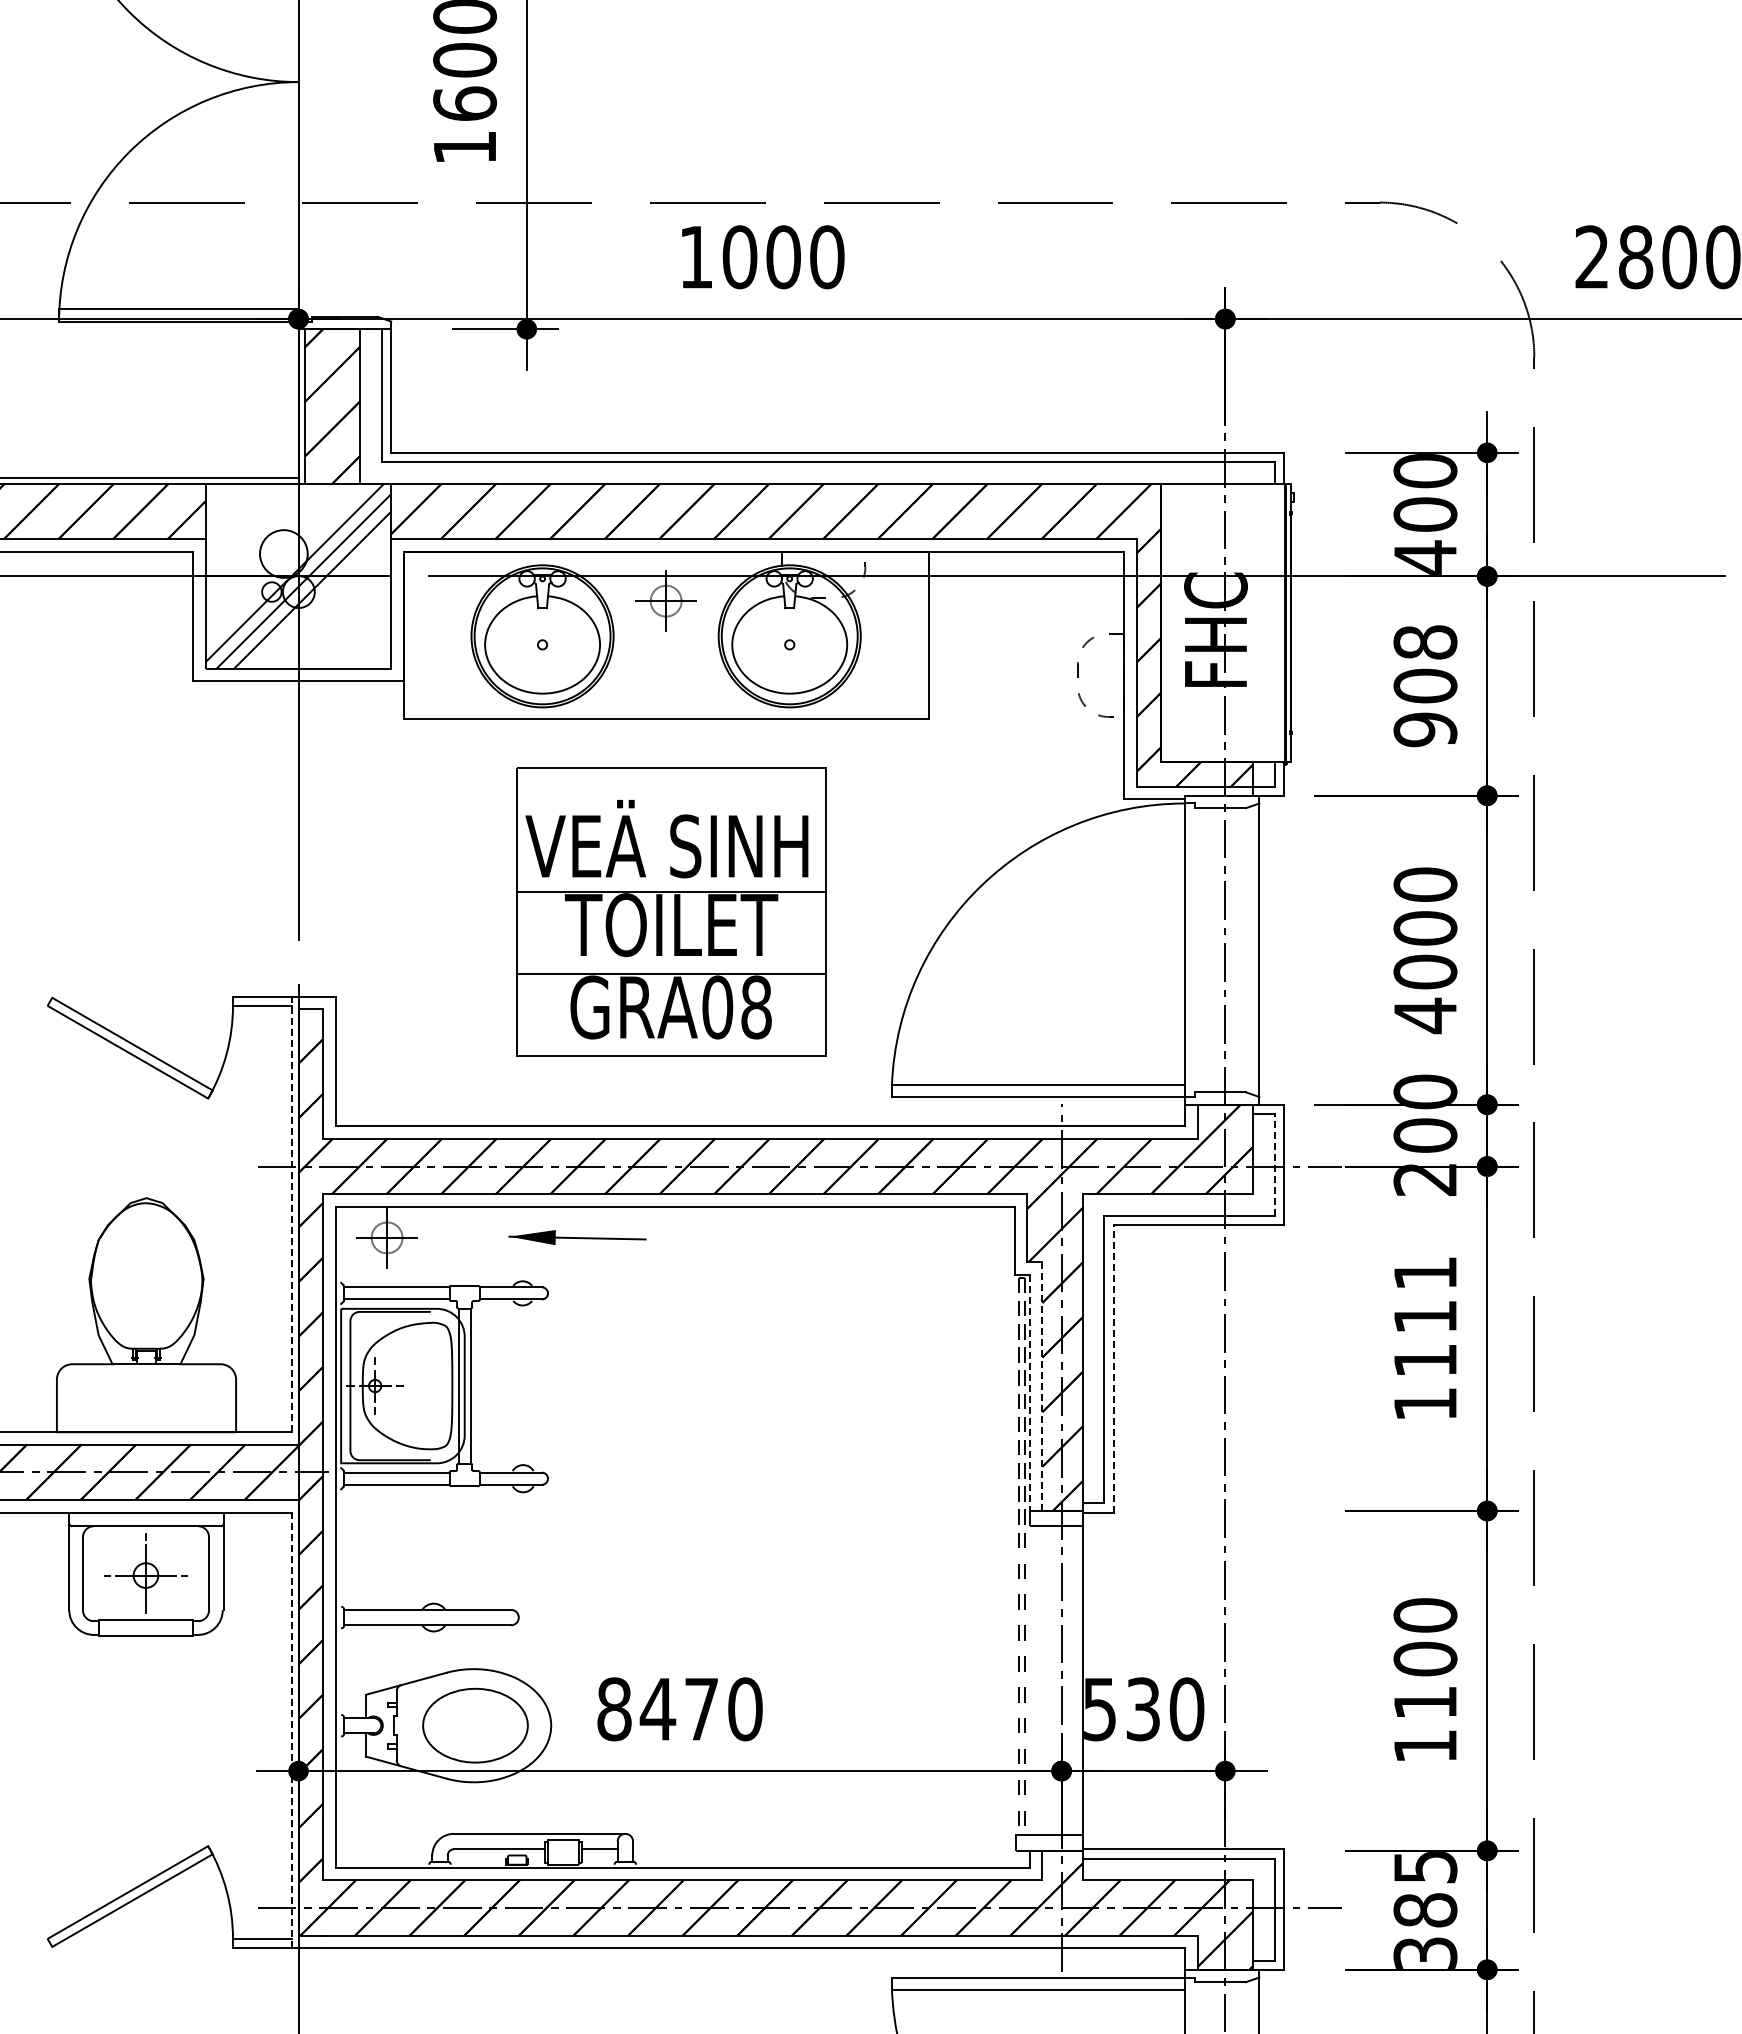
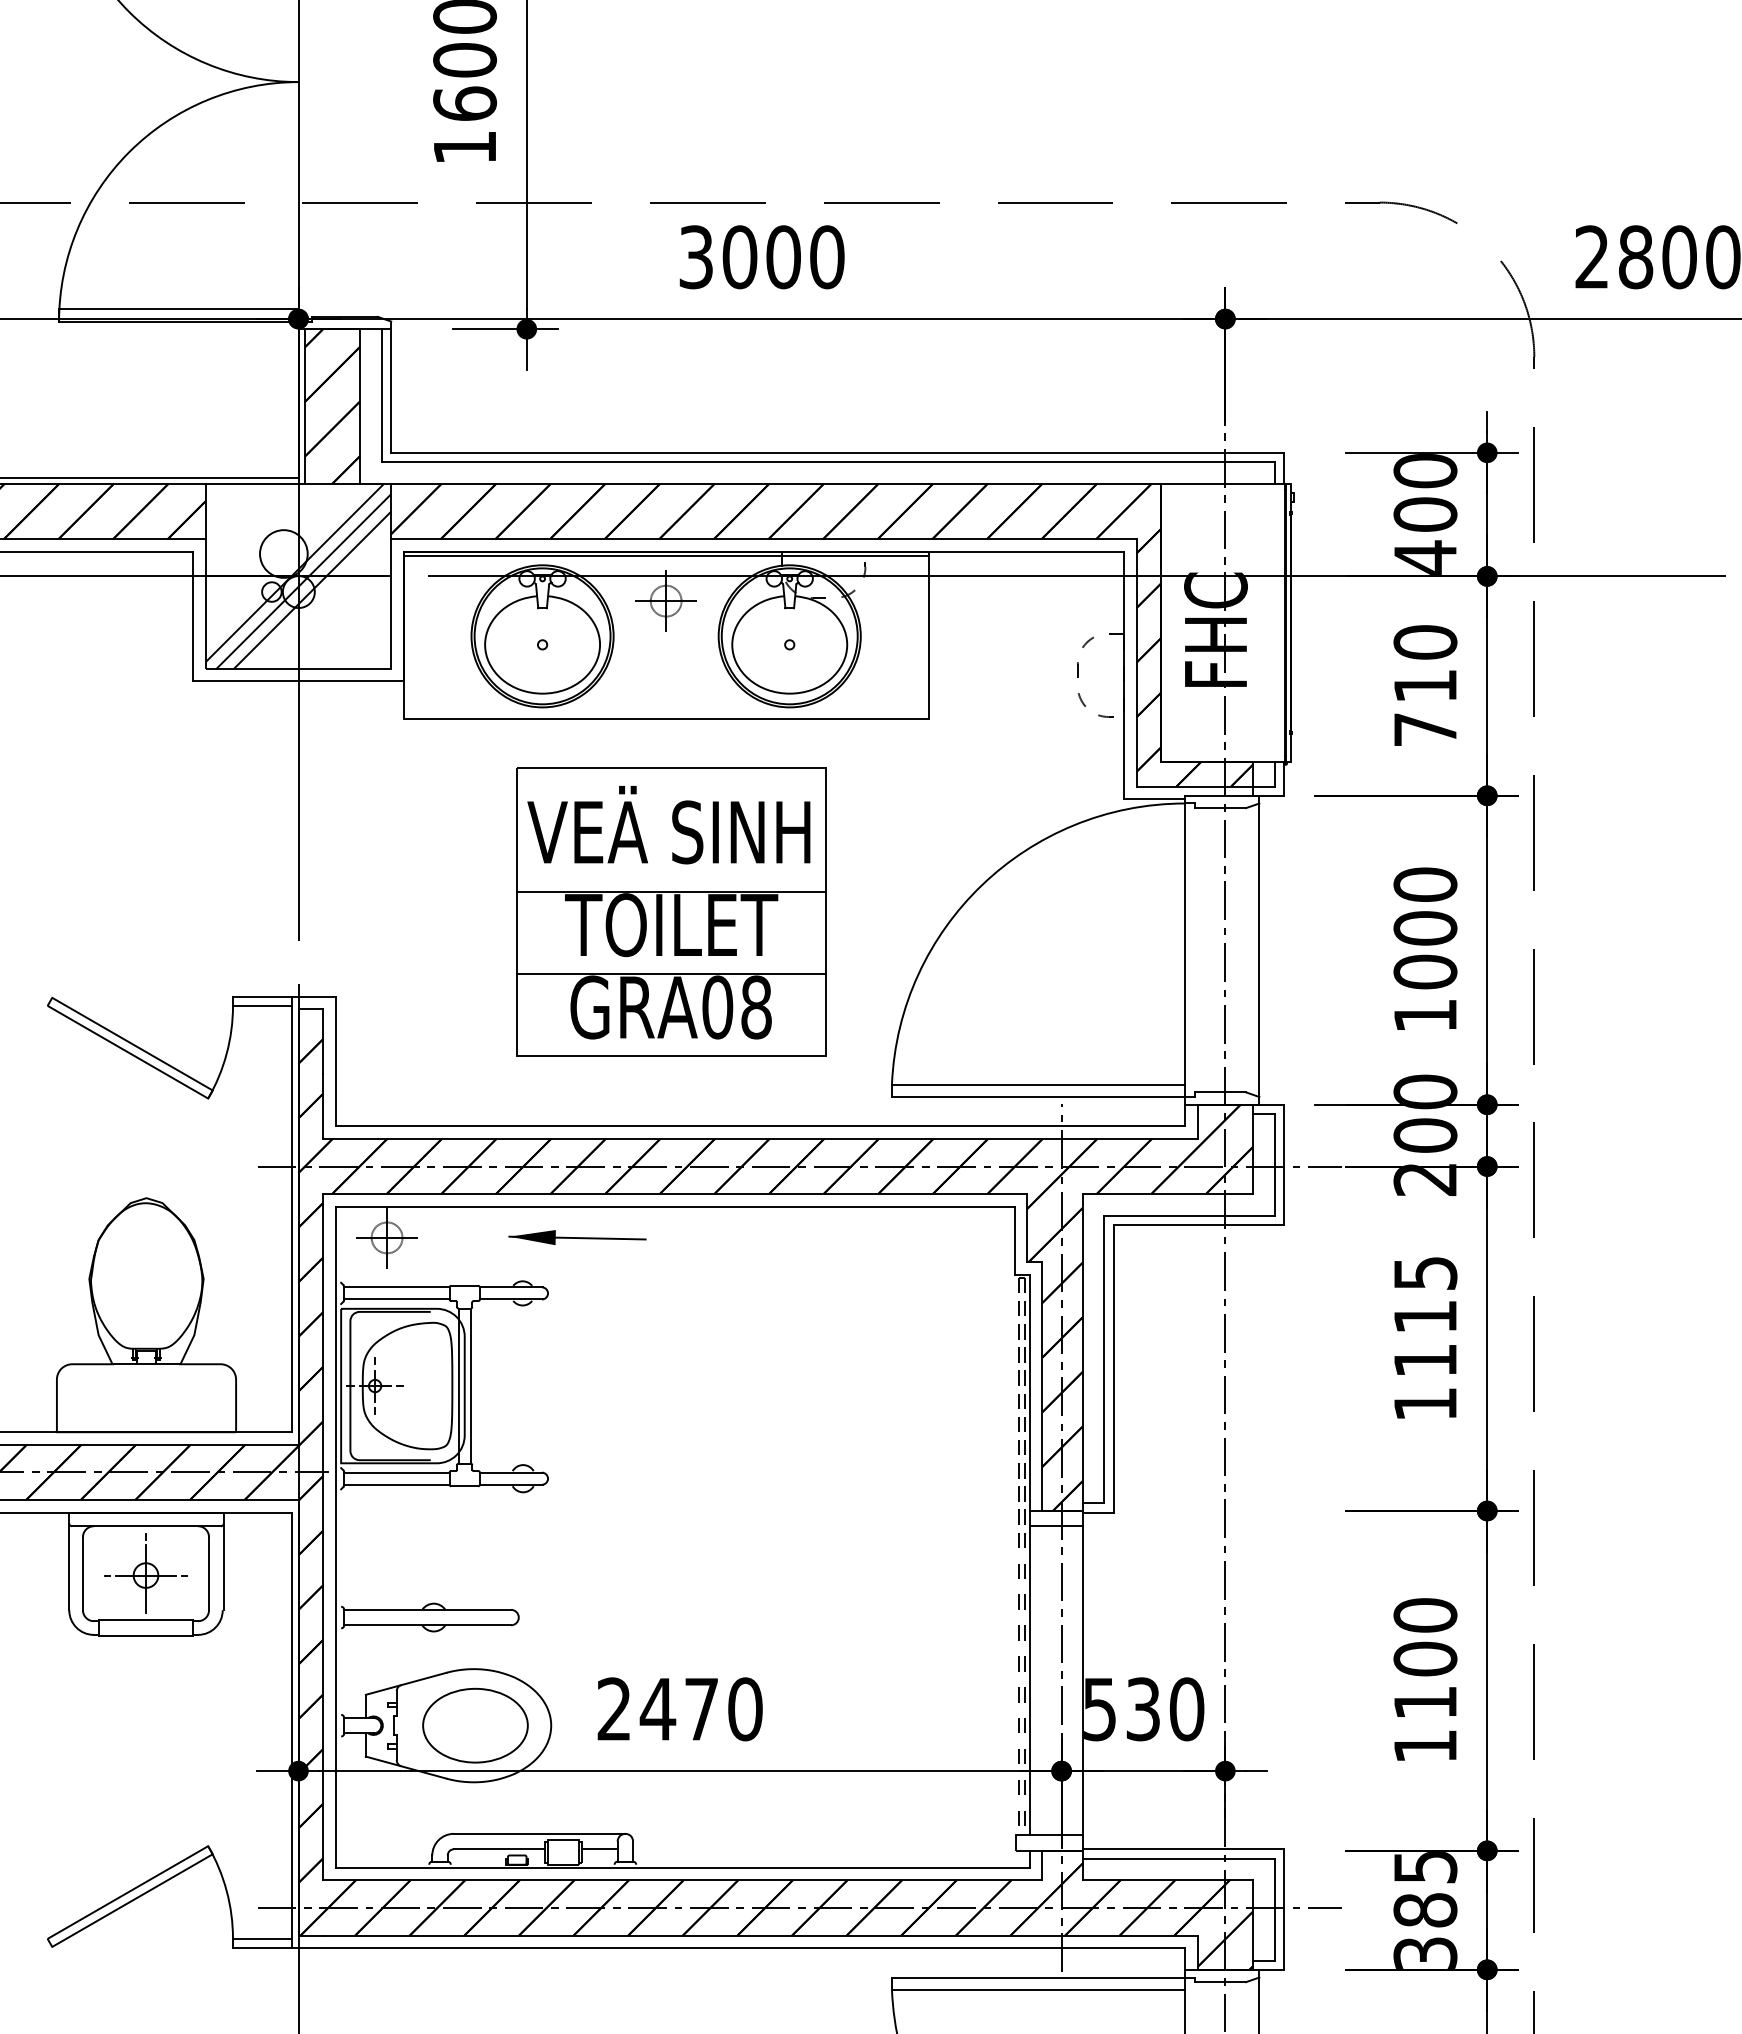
text: 1000 -> 3000 (695, 257)
line: none -> present (665, 556)
text: 908 -> 710 (1425, 686)
text position: (666, 839) -> (668, 825) (668, 825)
text: 4000 -> 1000 (1425, 1015)
line: dashed -> solid (1274, 1164)
line: dashed -> solid (291, 1214)
text: 1111 -> 1115 (1425, 1273)
line: dashed -> solid (1113, 1368)
line: dashed -> solid (1042, 1387)
line: dashed -> solid (1030, 1393)
line: none -> present (1030, 1680)
text: 8470 -> 2470 (614, 1709)
line: dashed -> solid (291, 1730)
